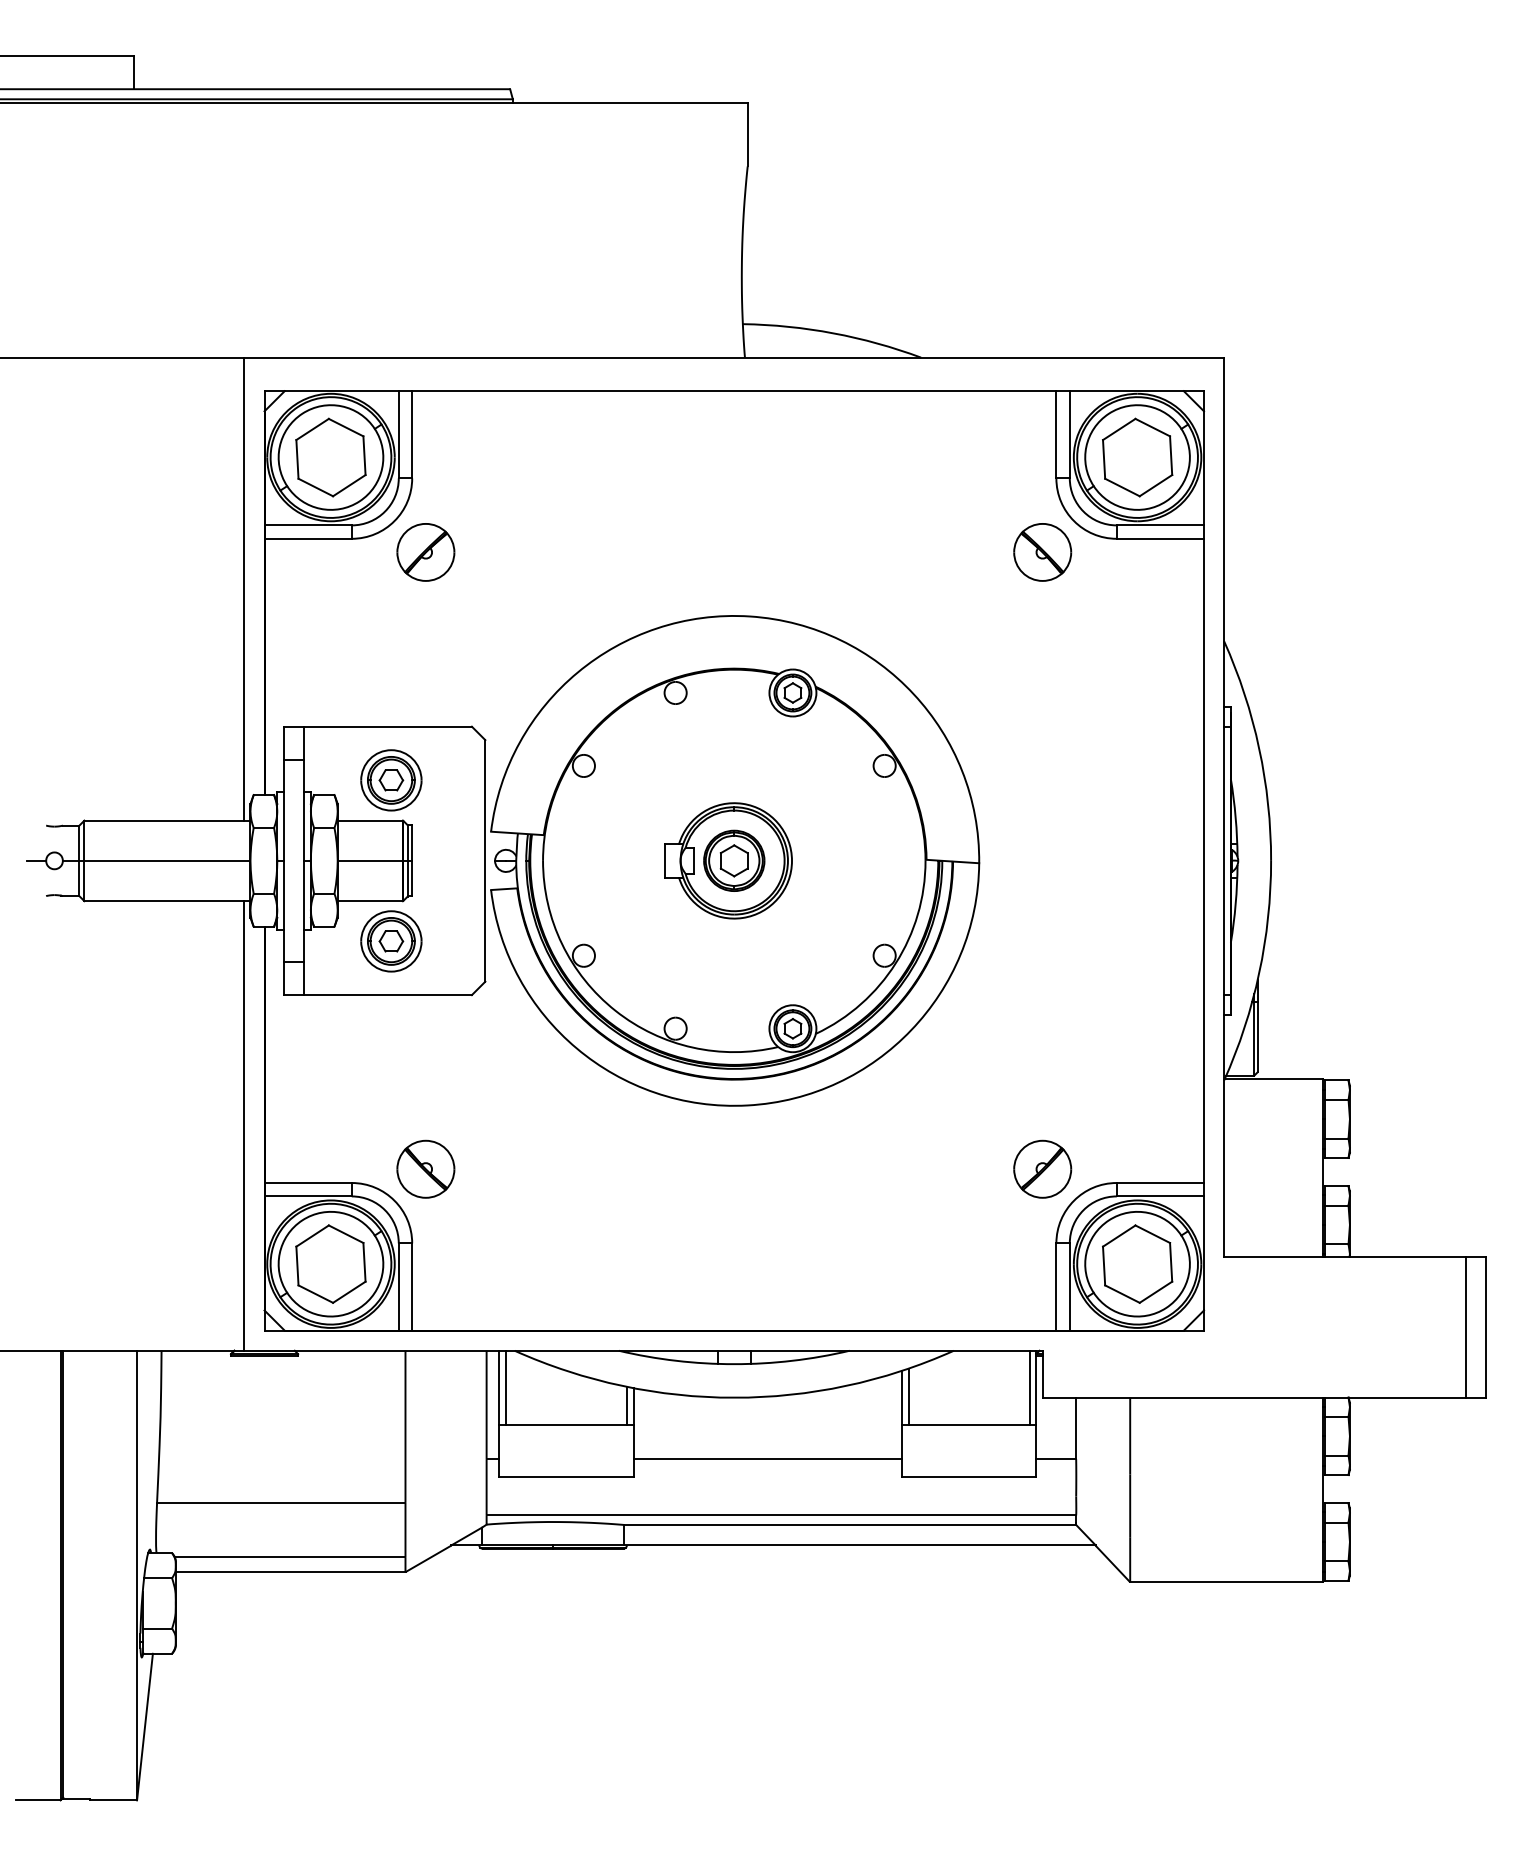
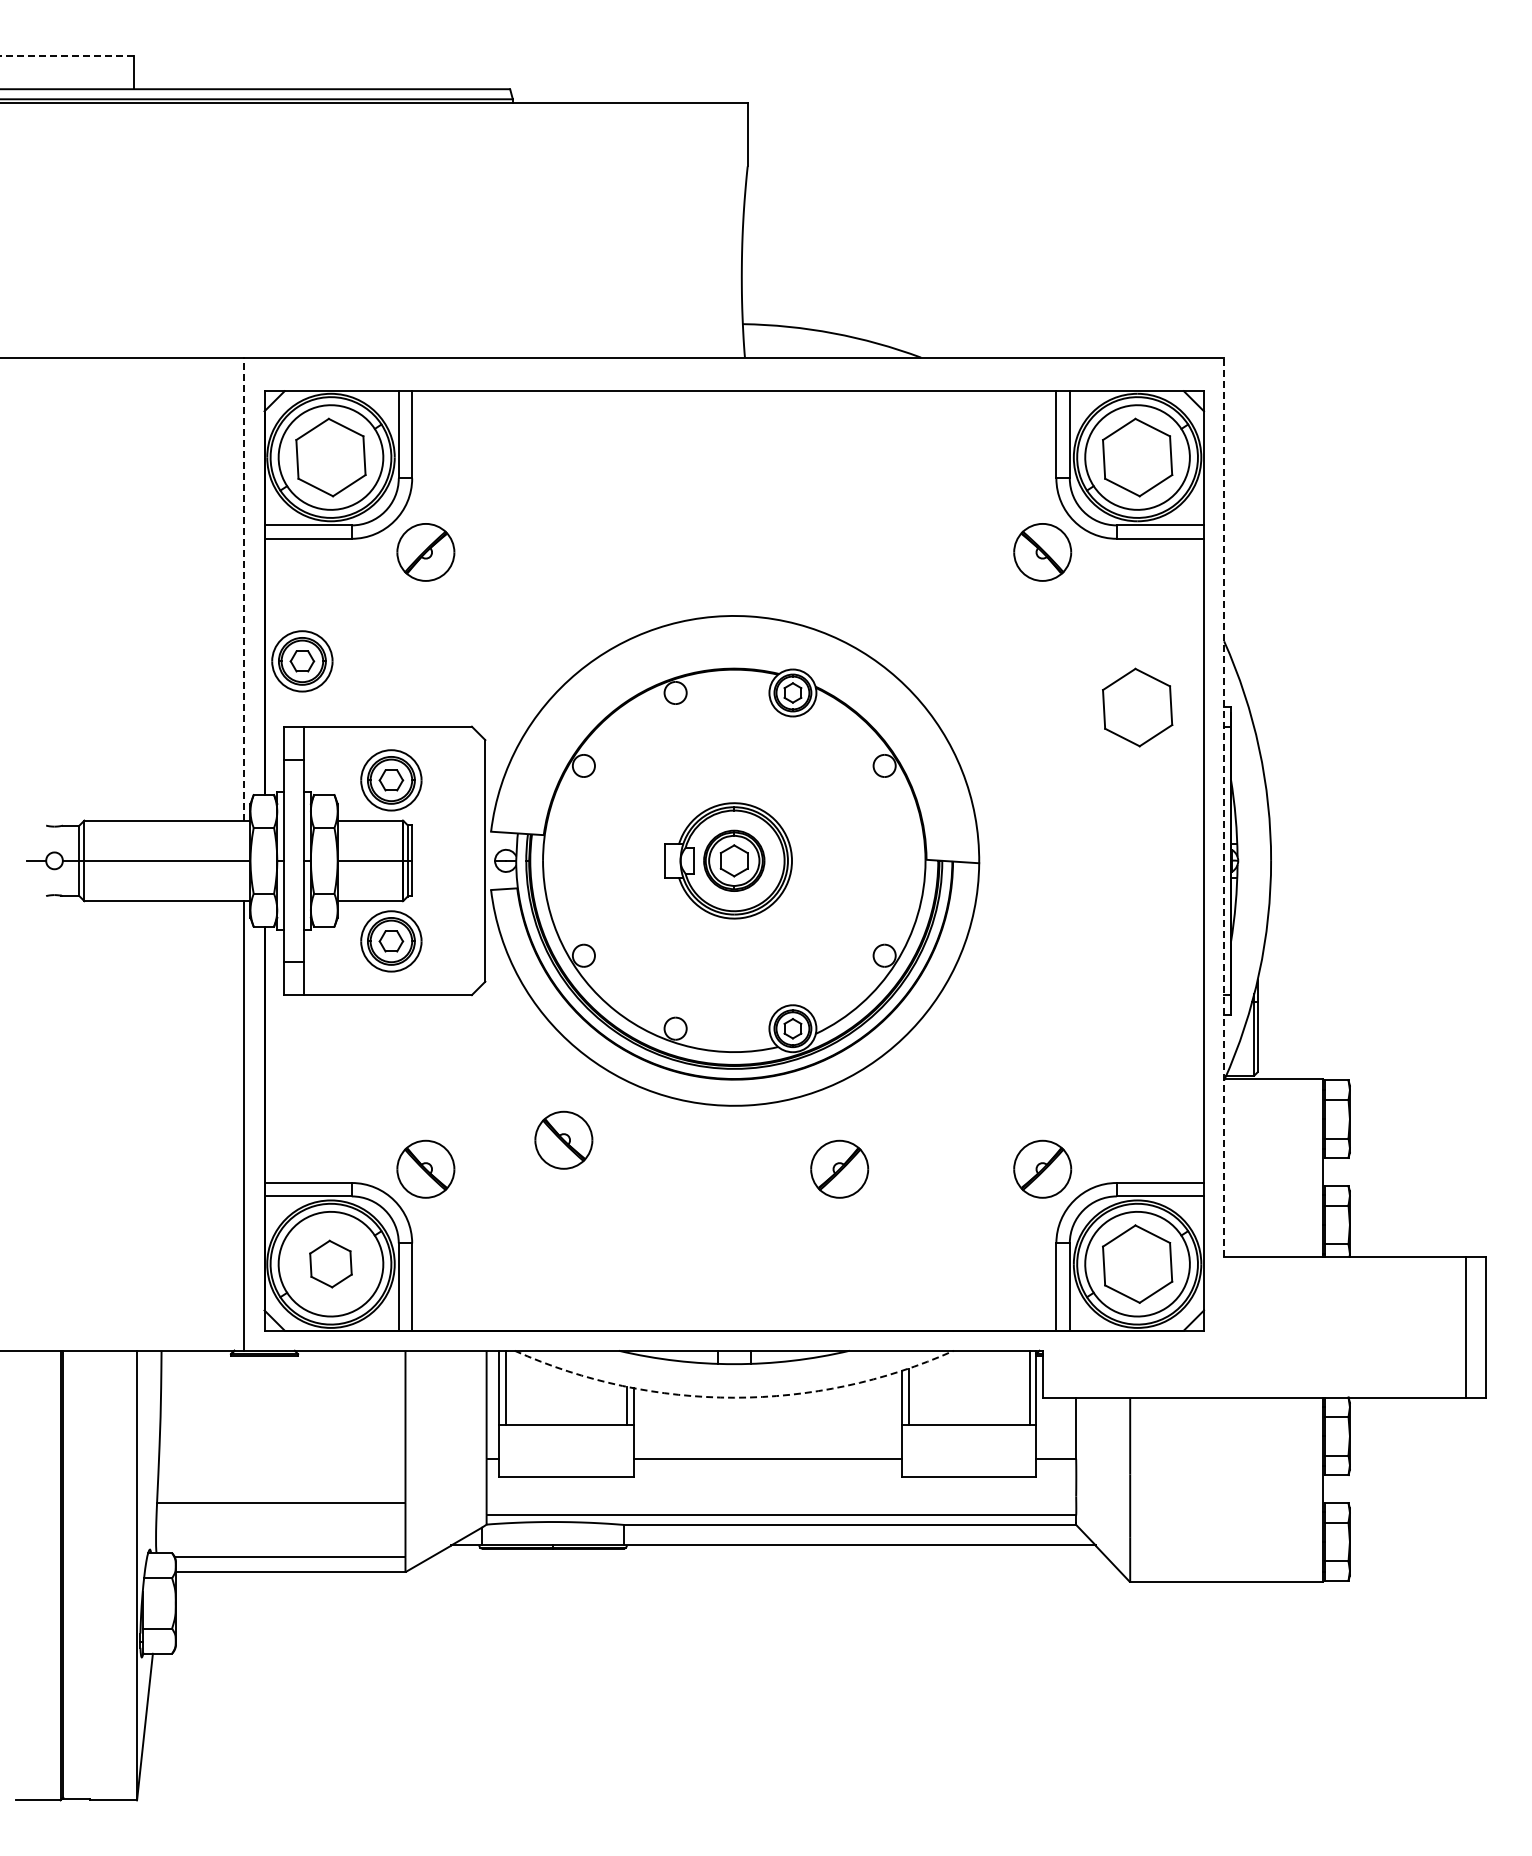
line: solid -> dashed (66, 55)
line: solid -> dashed (244, 589)
part: none -> present (302, 661)
part: none -> present (1137, 707)
line: solid -> dashed (1224, 807)
part: none -> present (563, 1139)
part: none -> present (839, 1168)
part size: 72x80 px -> 44x50 px (330, 1263)
arc: solid -> dashed (734, 1397)
